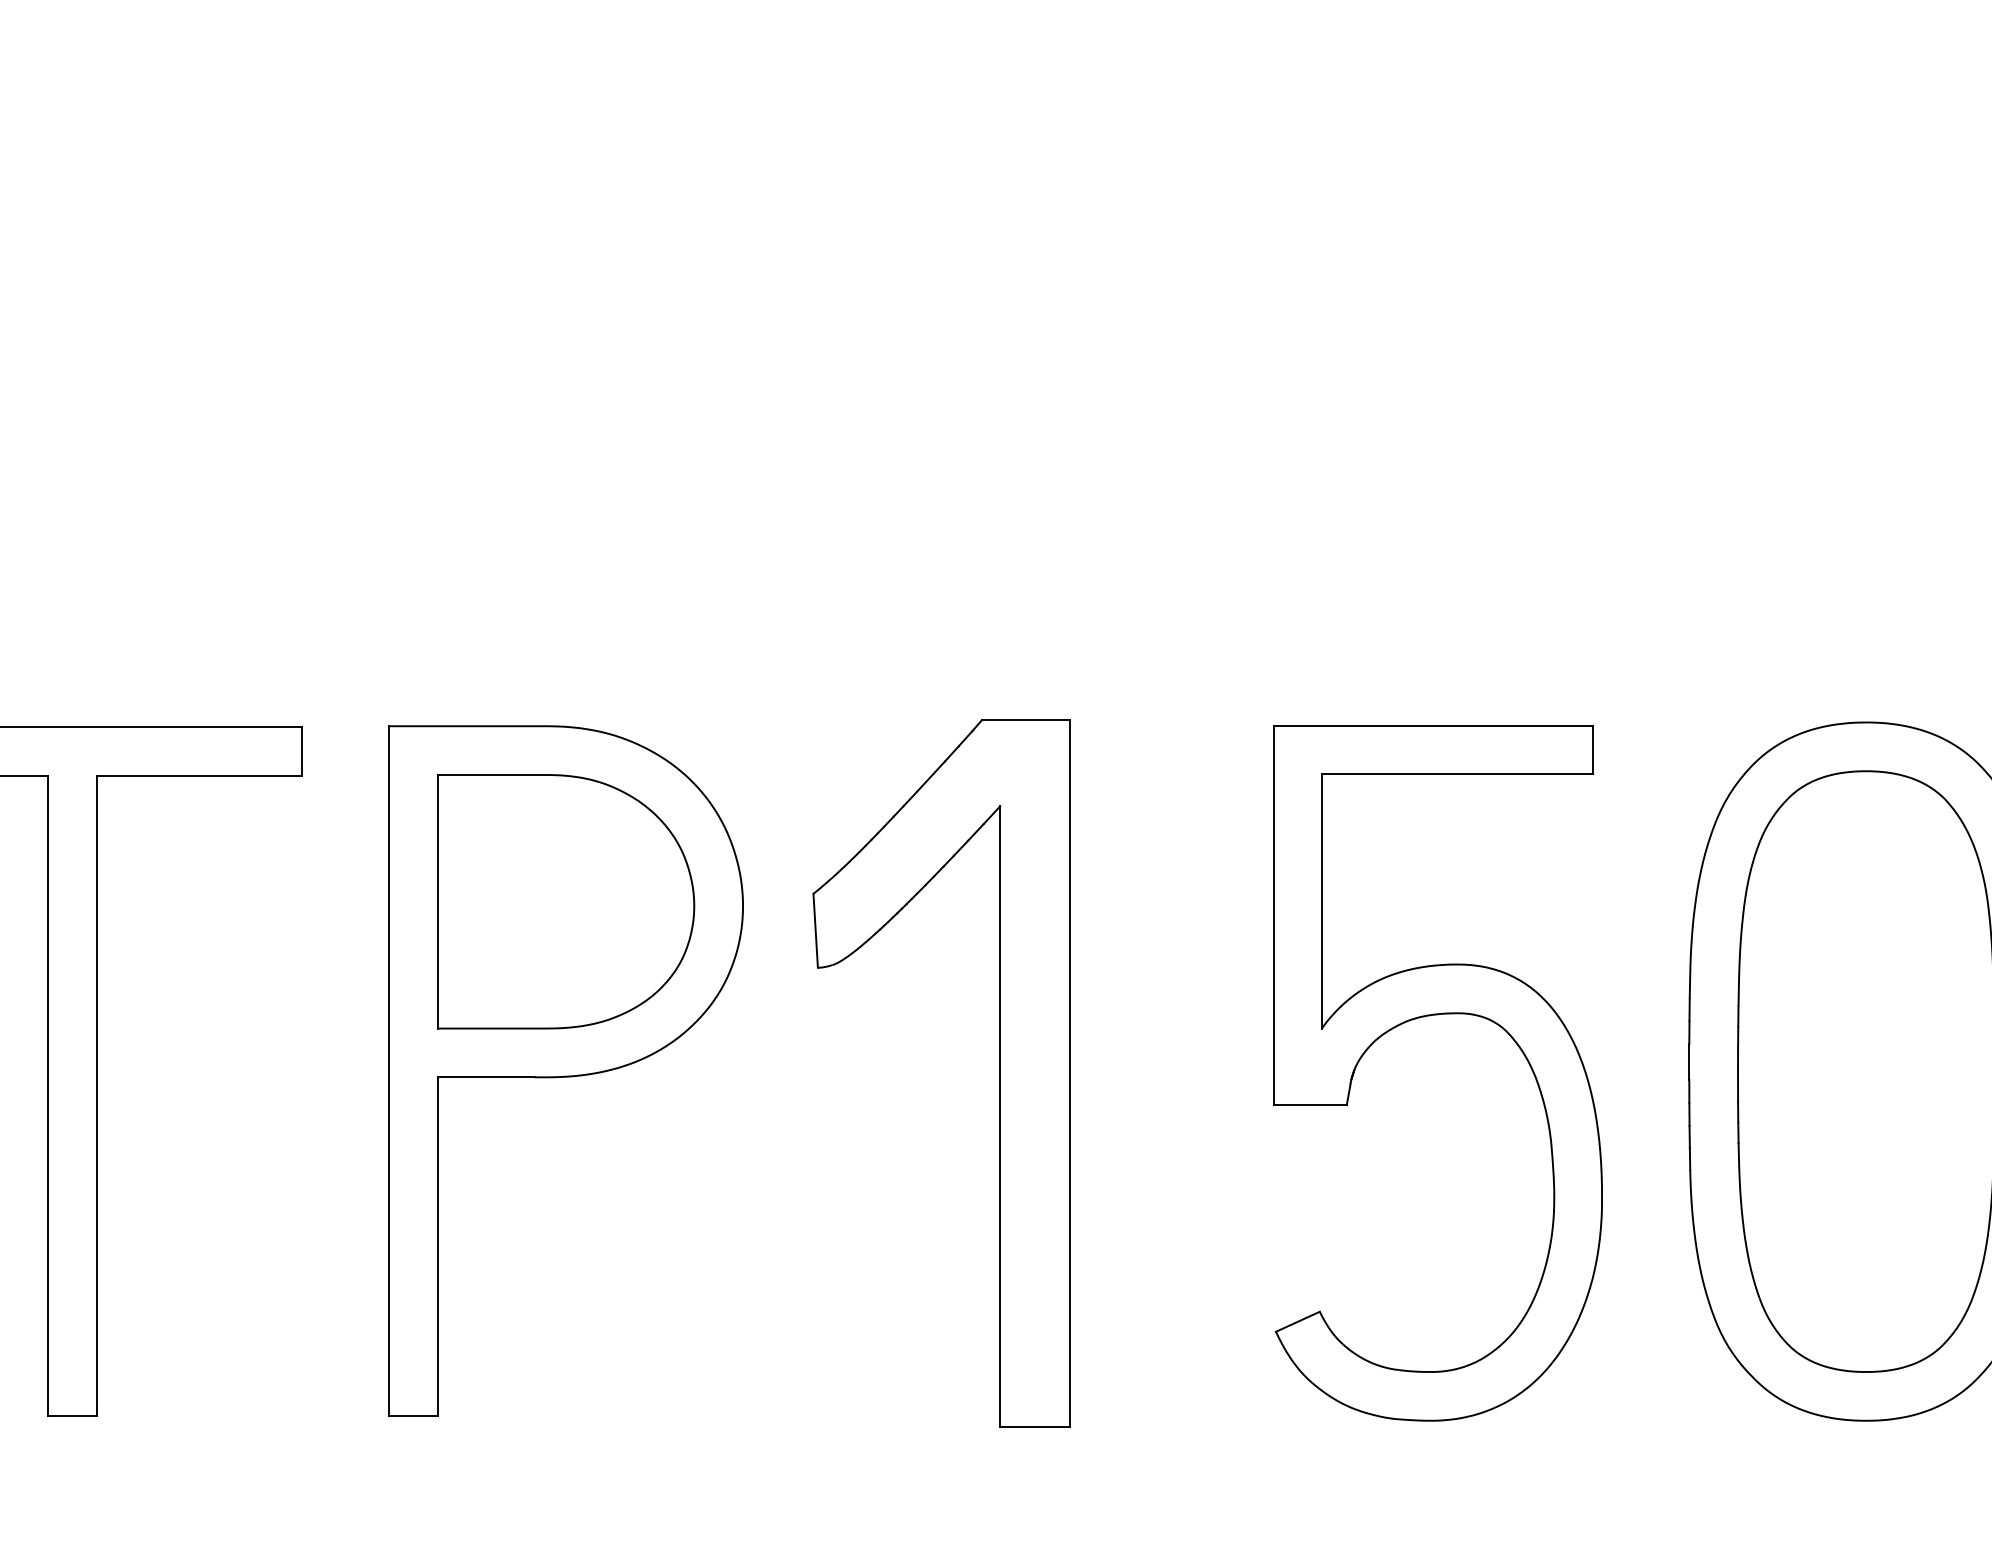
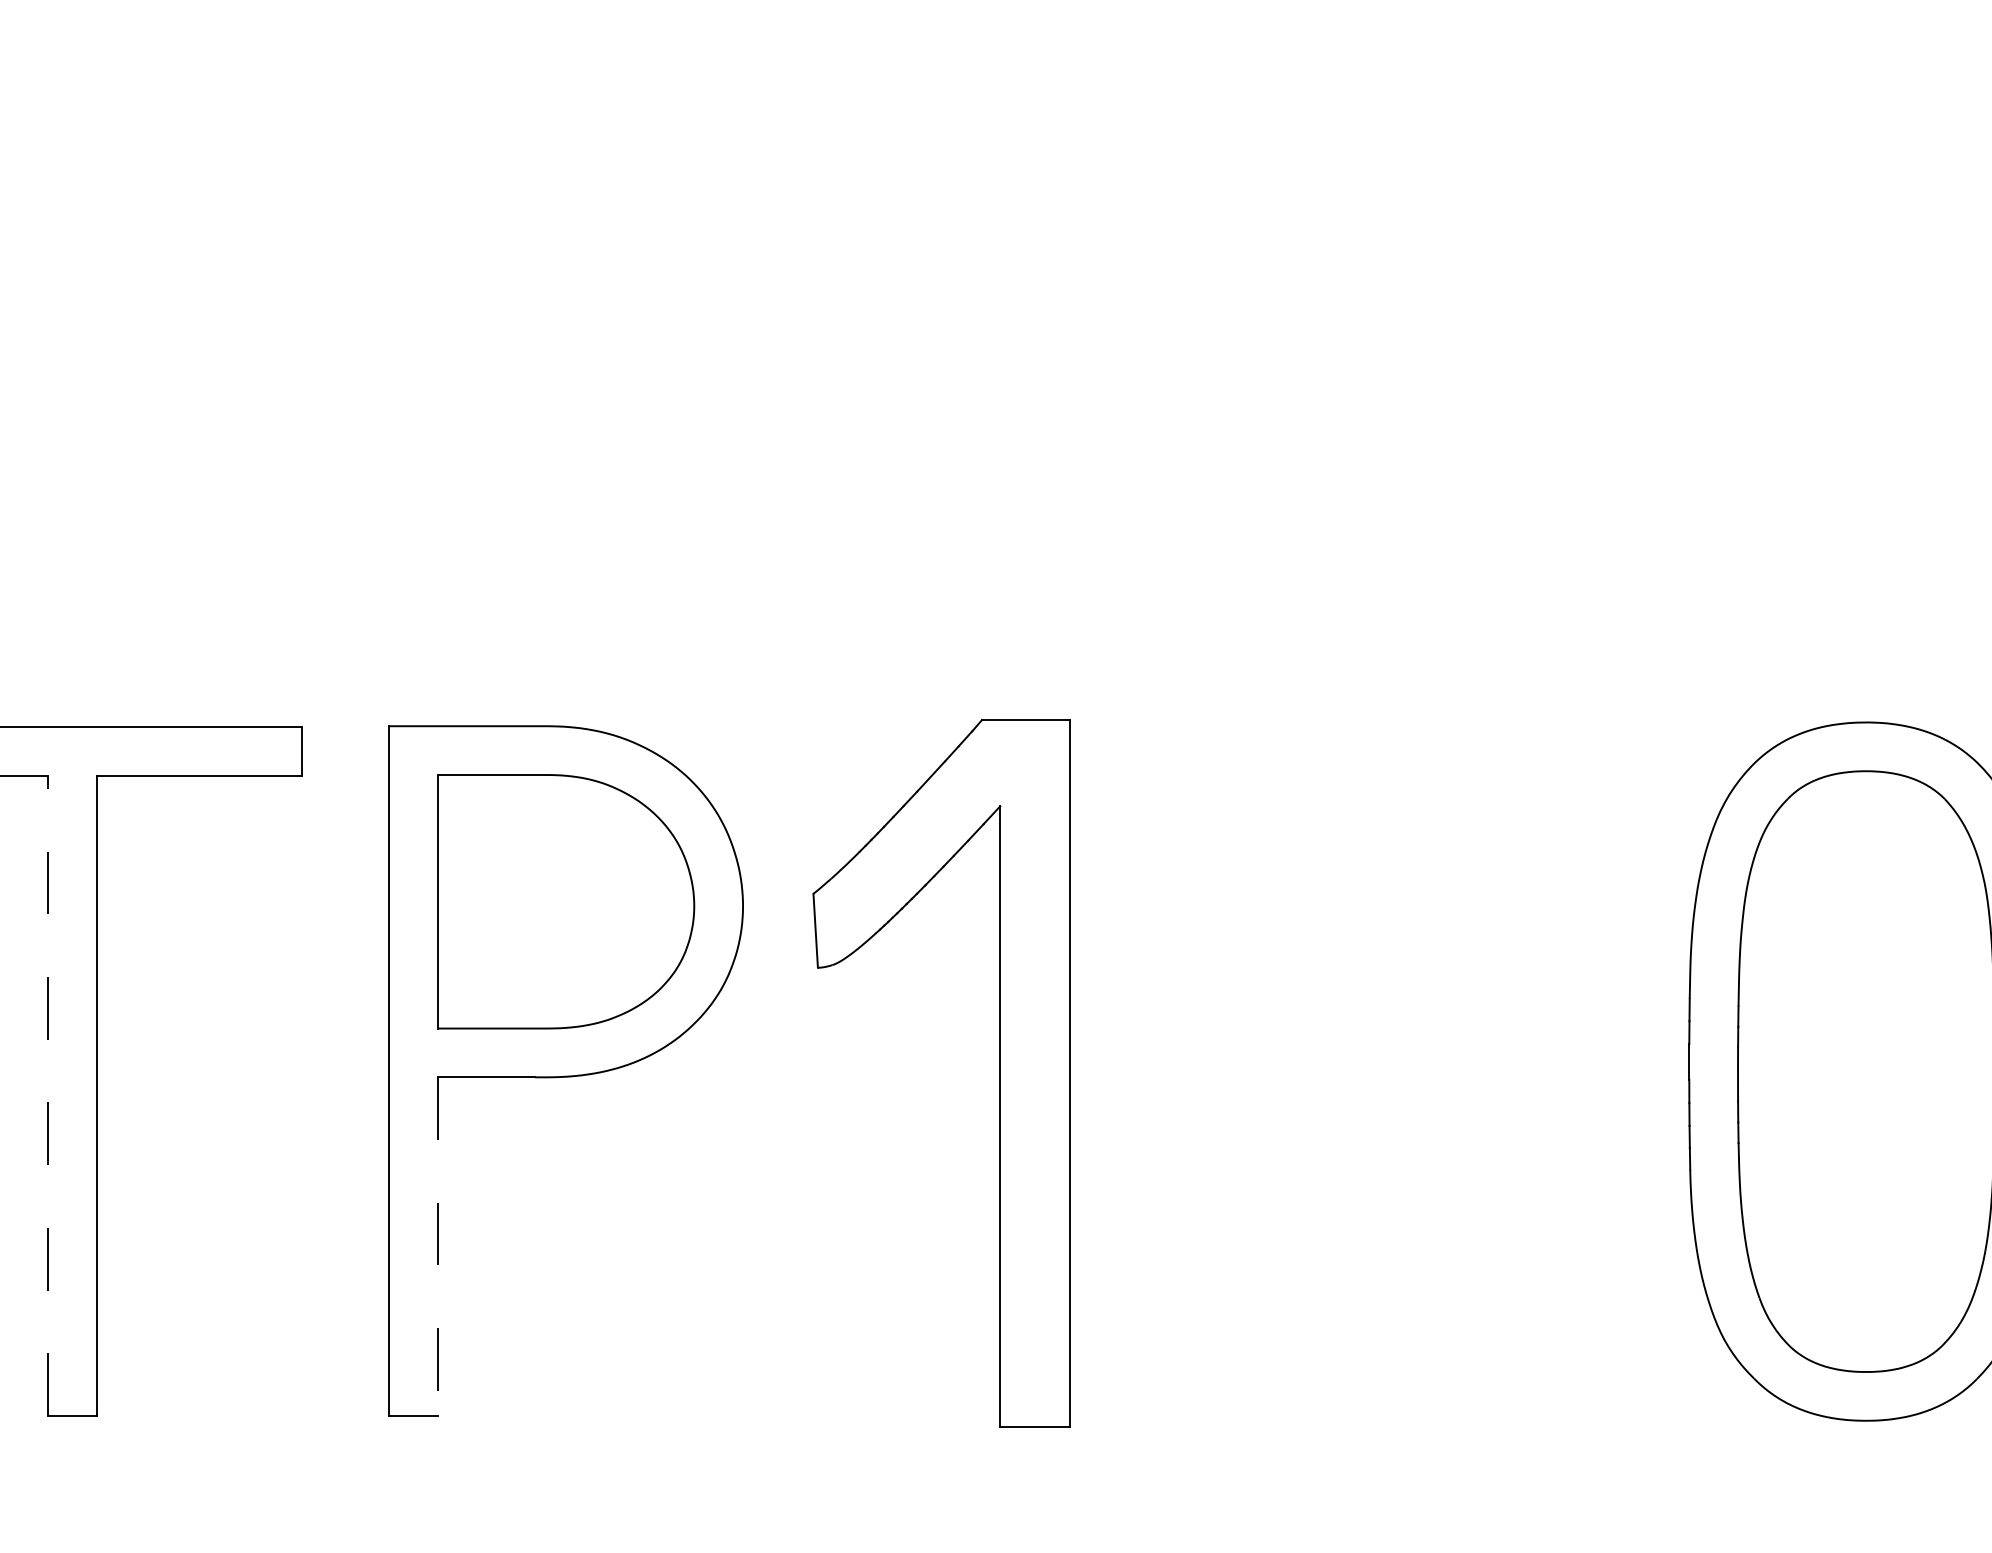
part: present -> none (1430, 1016)
line: solid -> dashed (48, 1096)
line: solid -> dashed (437, 1247)
